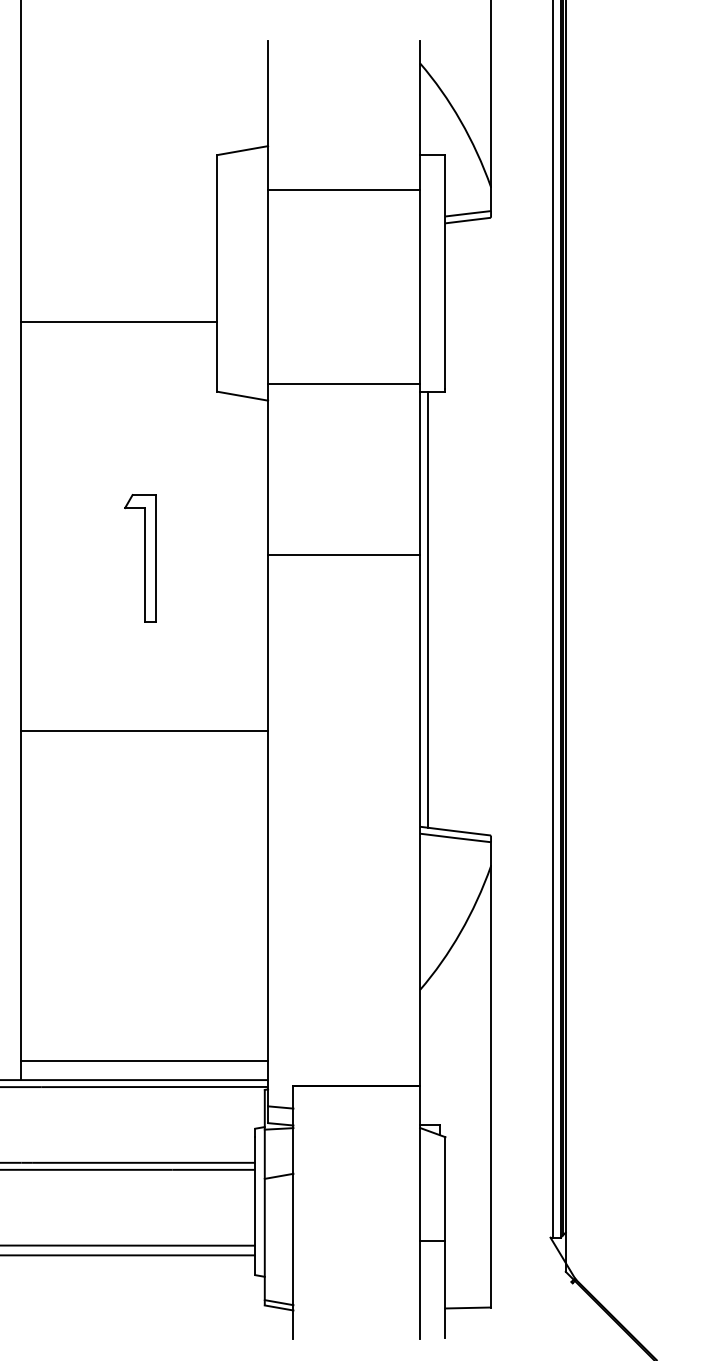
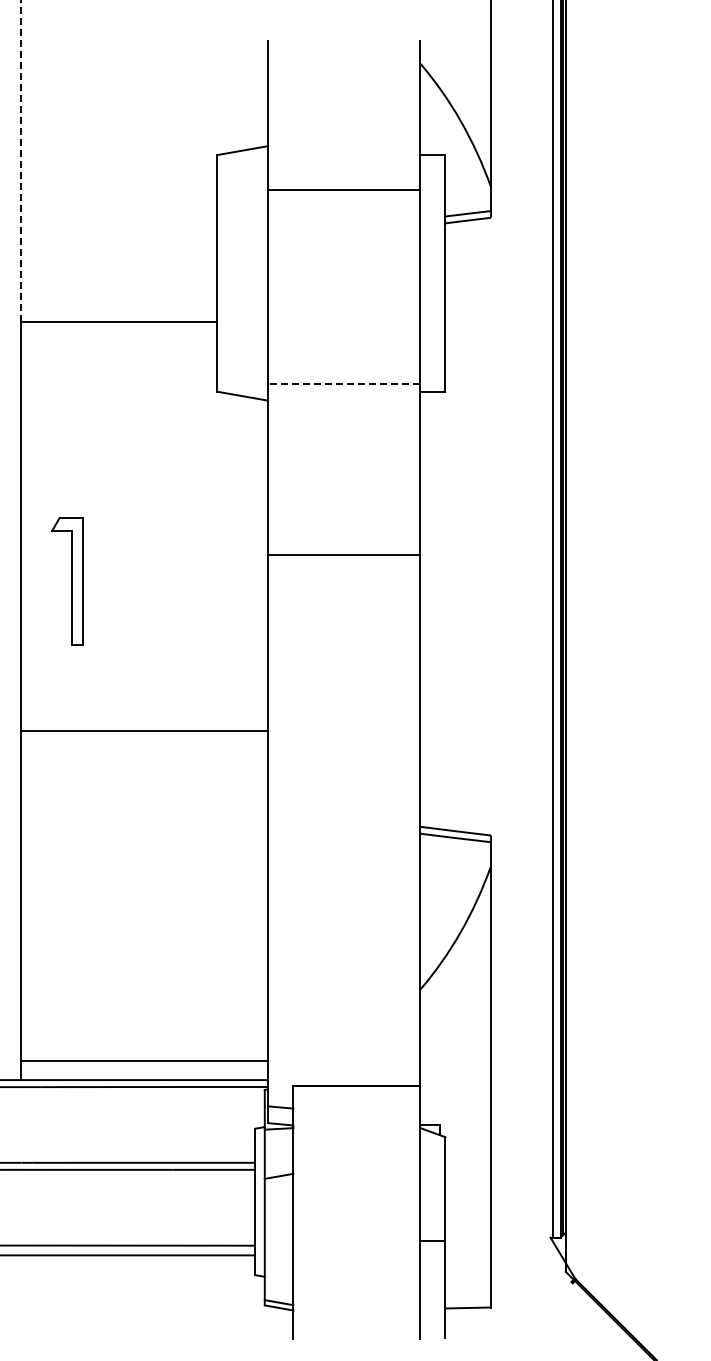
line: solid -> dashed (21, 161)
line: solid -> dashed (343, 383)
part position: (140, 558) -> (67, 581) (67, 581)
line: present -> none (427, 609)
